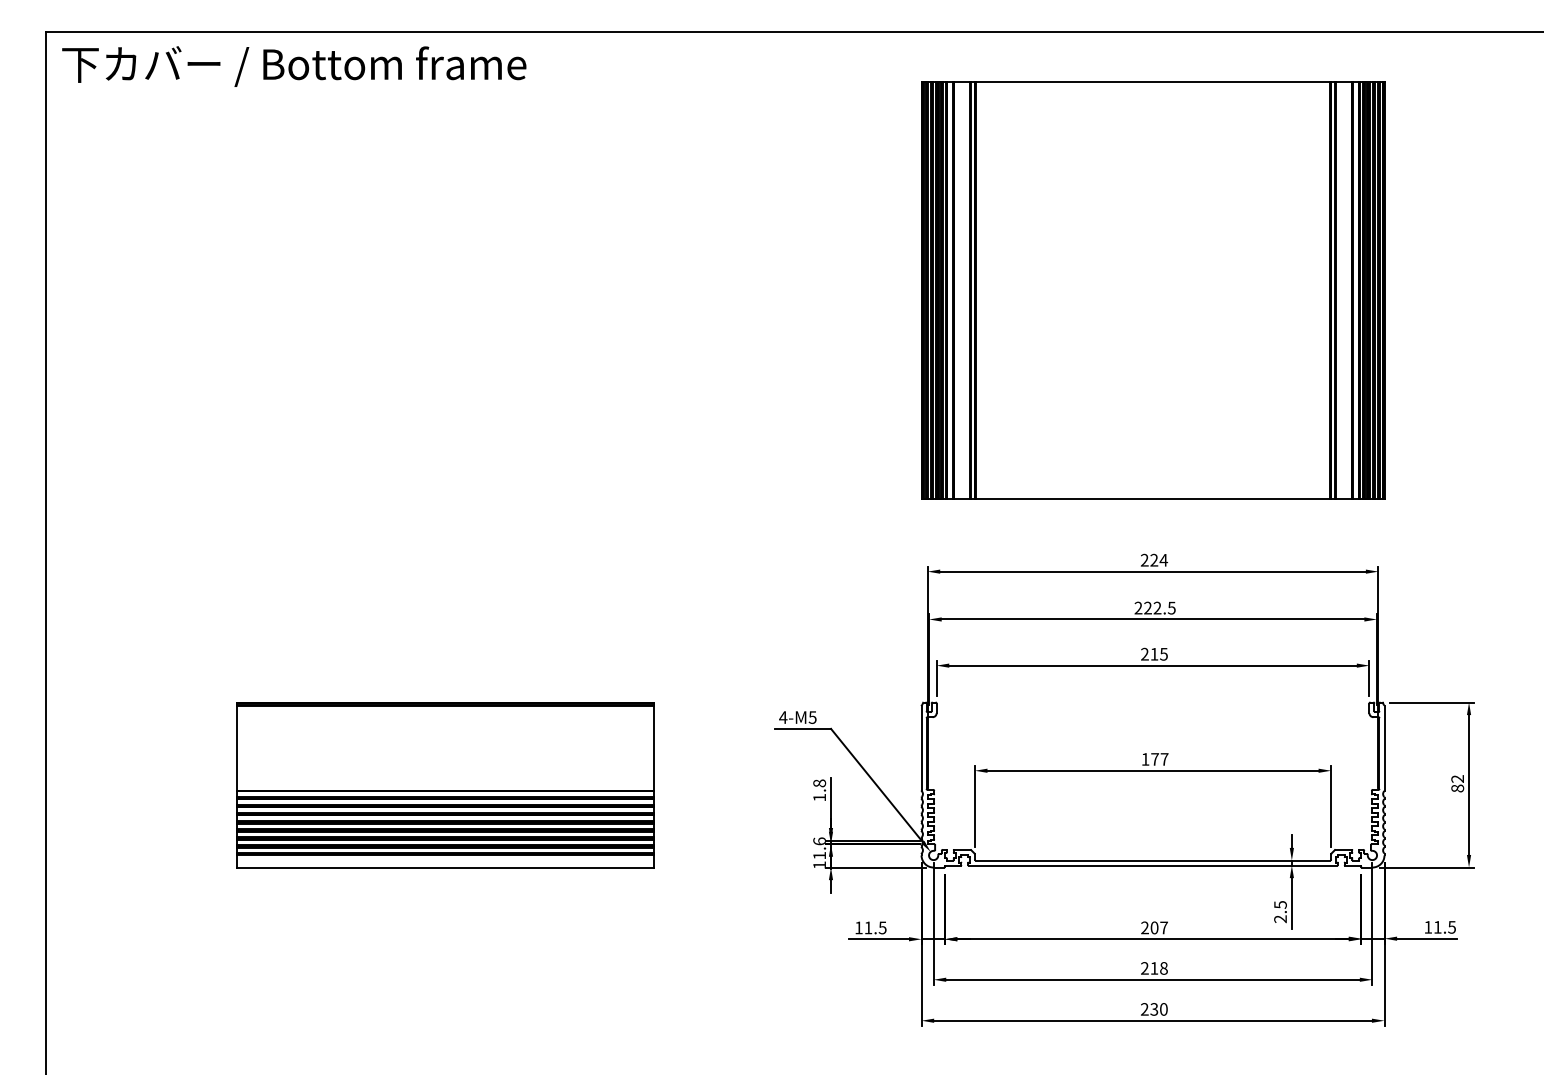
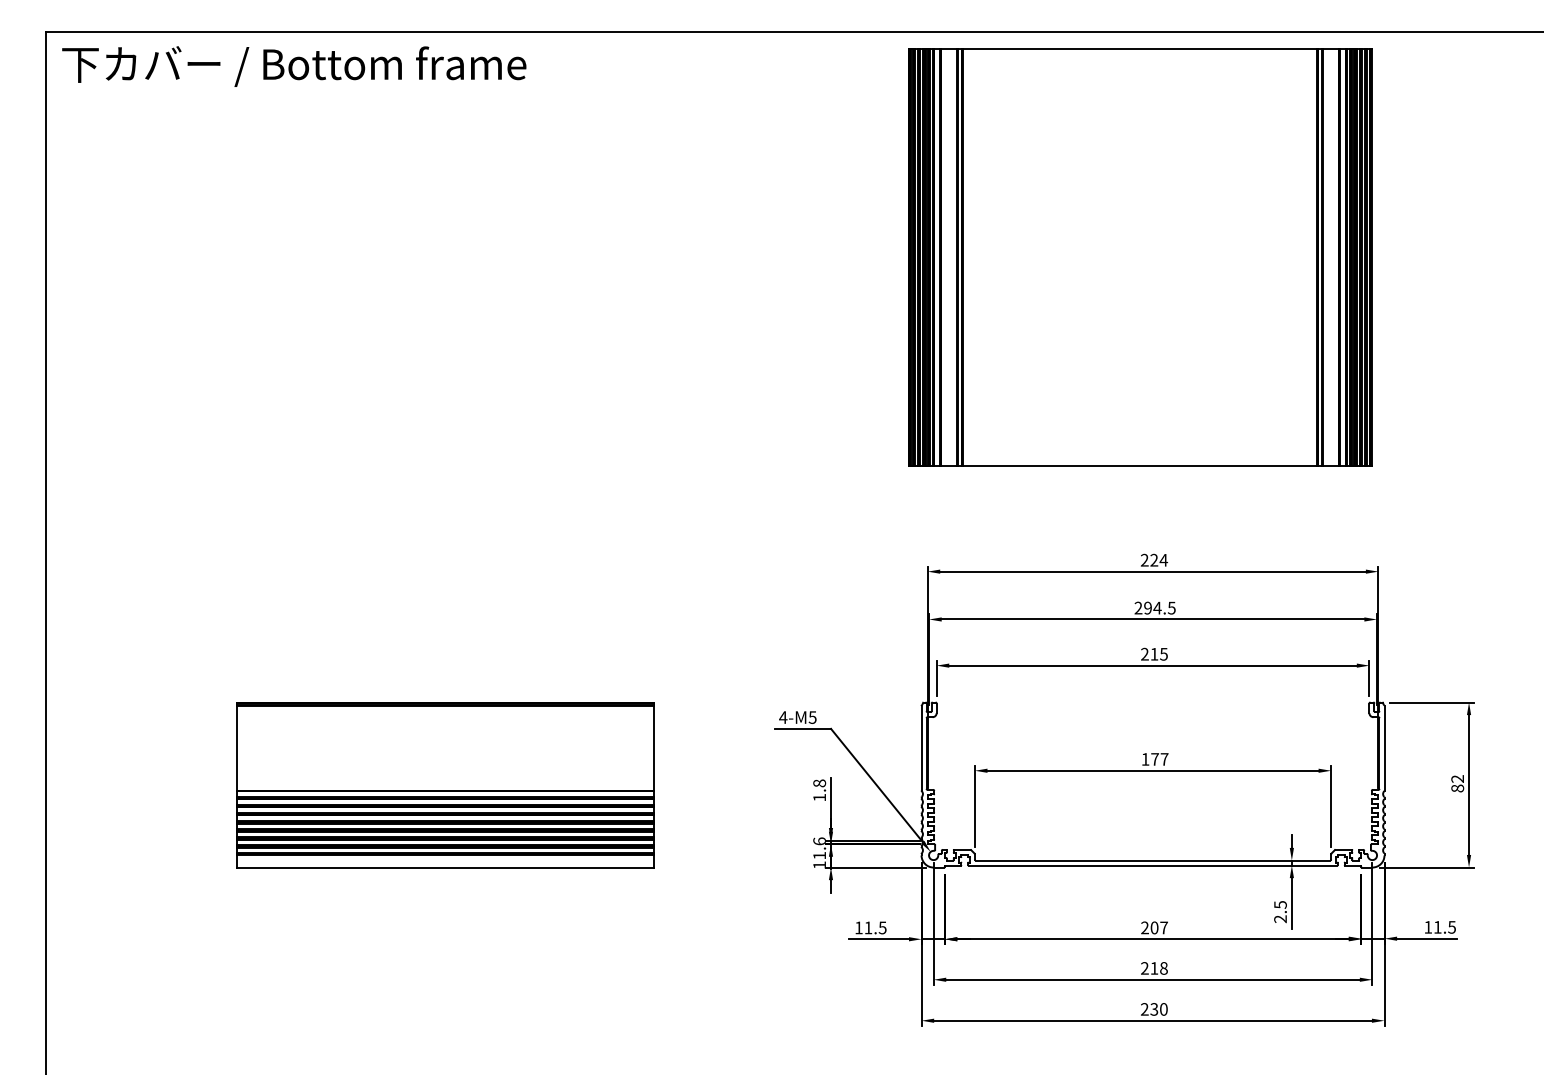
part position: (1153, 290) -> (1140, 257) (1140, 257)
text: 222.5 -> 294.5 (1152, 607)
